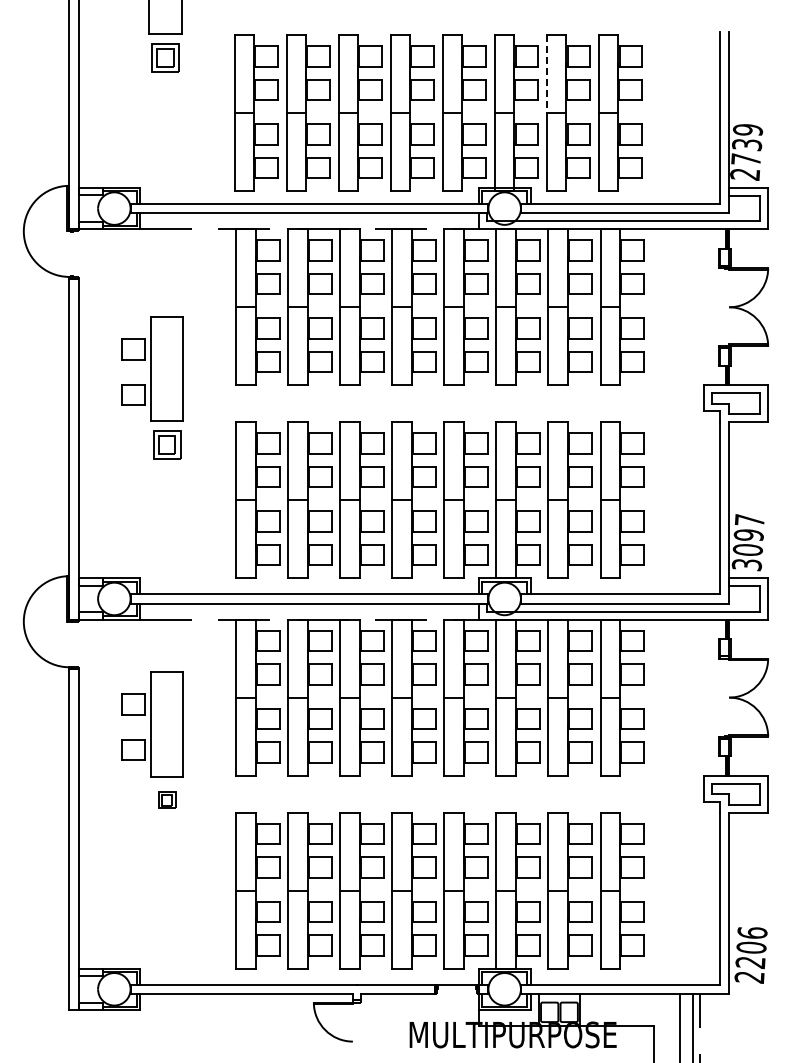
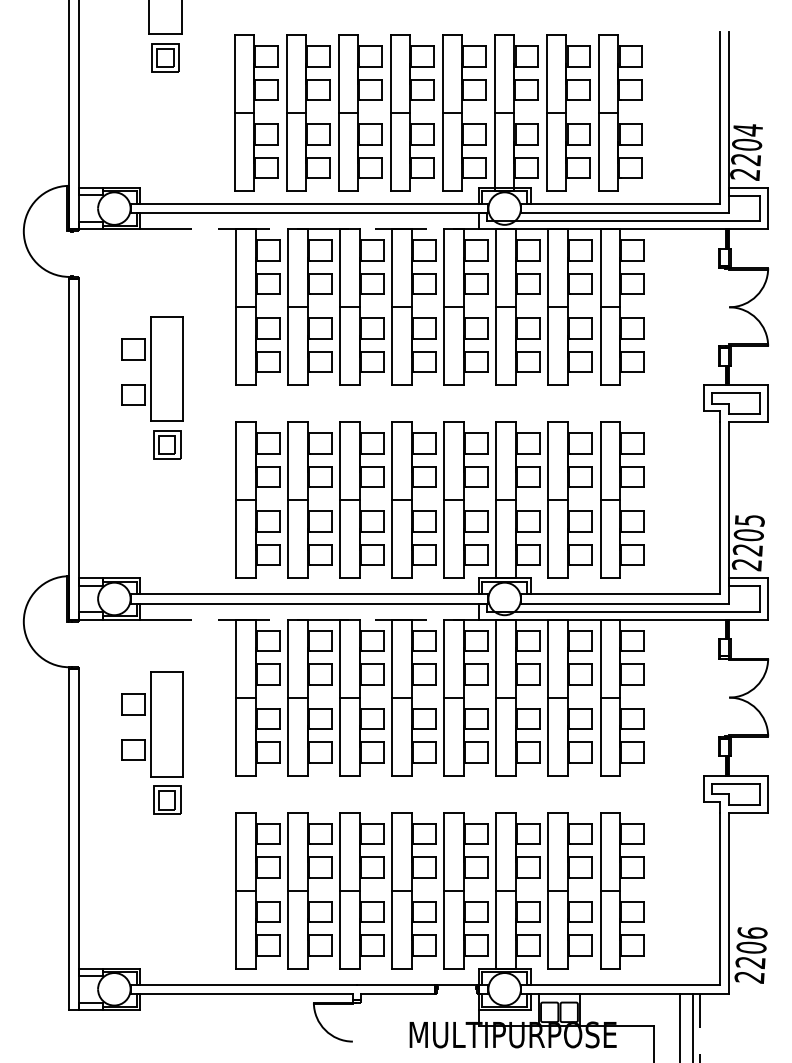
line: dashed -> solid (546, 74)
text: 2739 -> 2204 (747, 145)
text: 3097 -> 2205 (748, 542)
part size: 19x18 px -> 29x30 px (167, 799)
